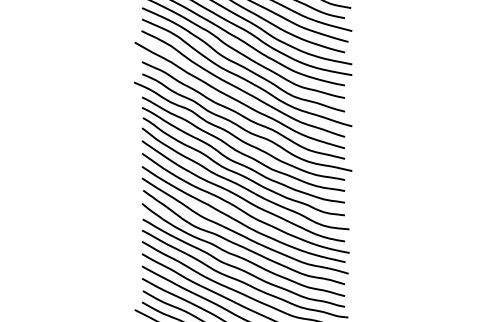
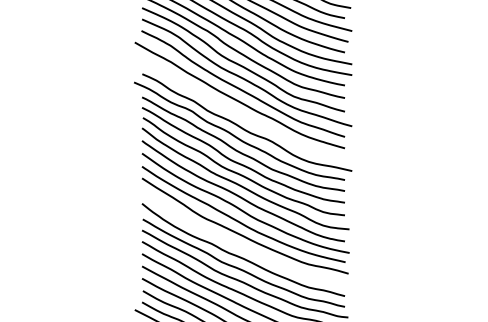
curve: present -> none (242, 114)
curve: present -> none (242, 245)
